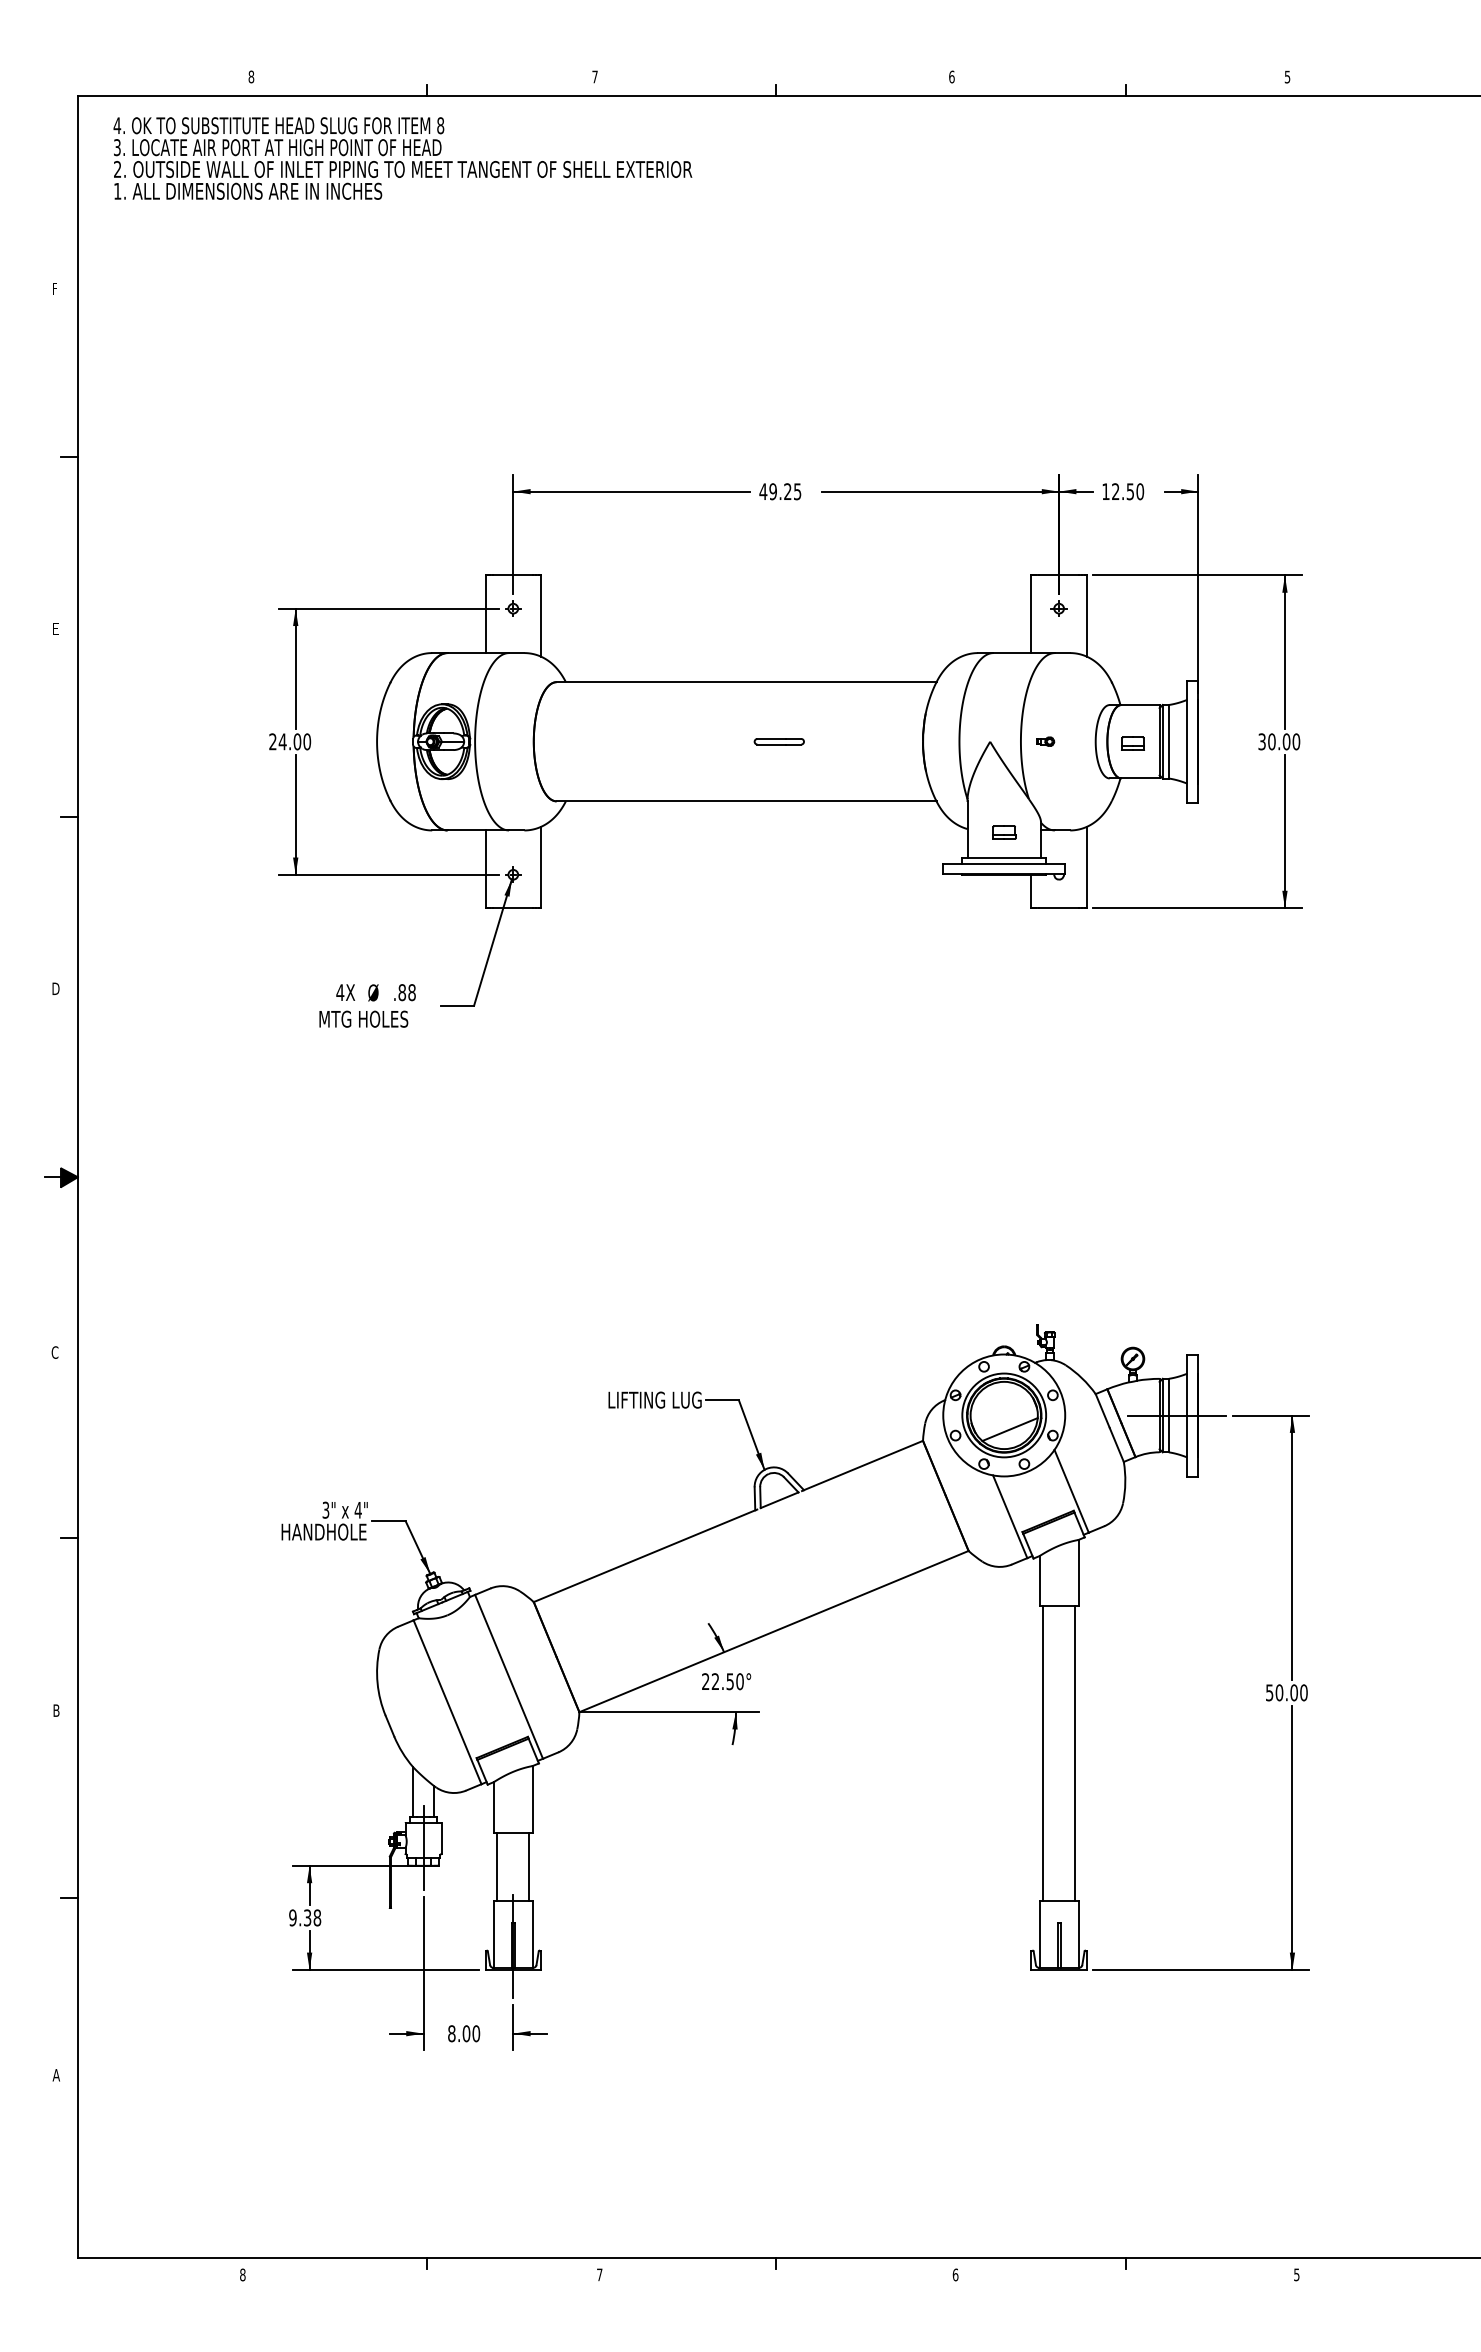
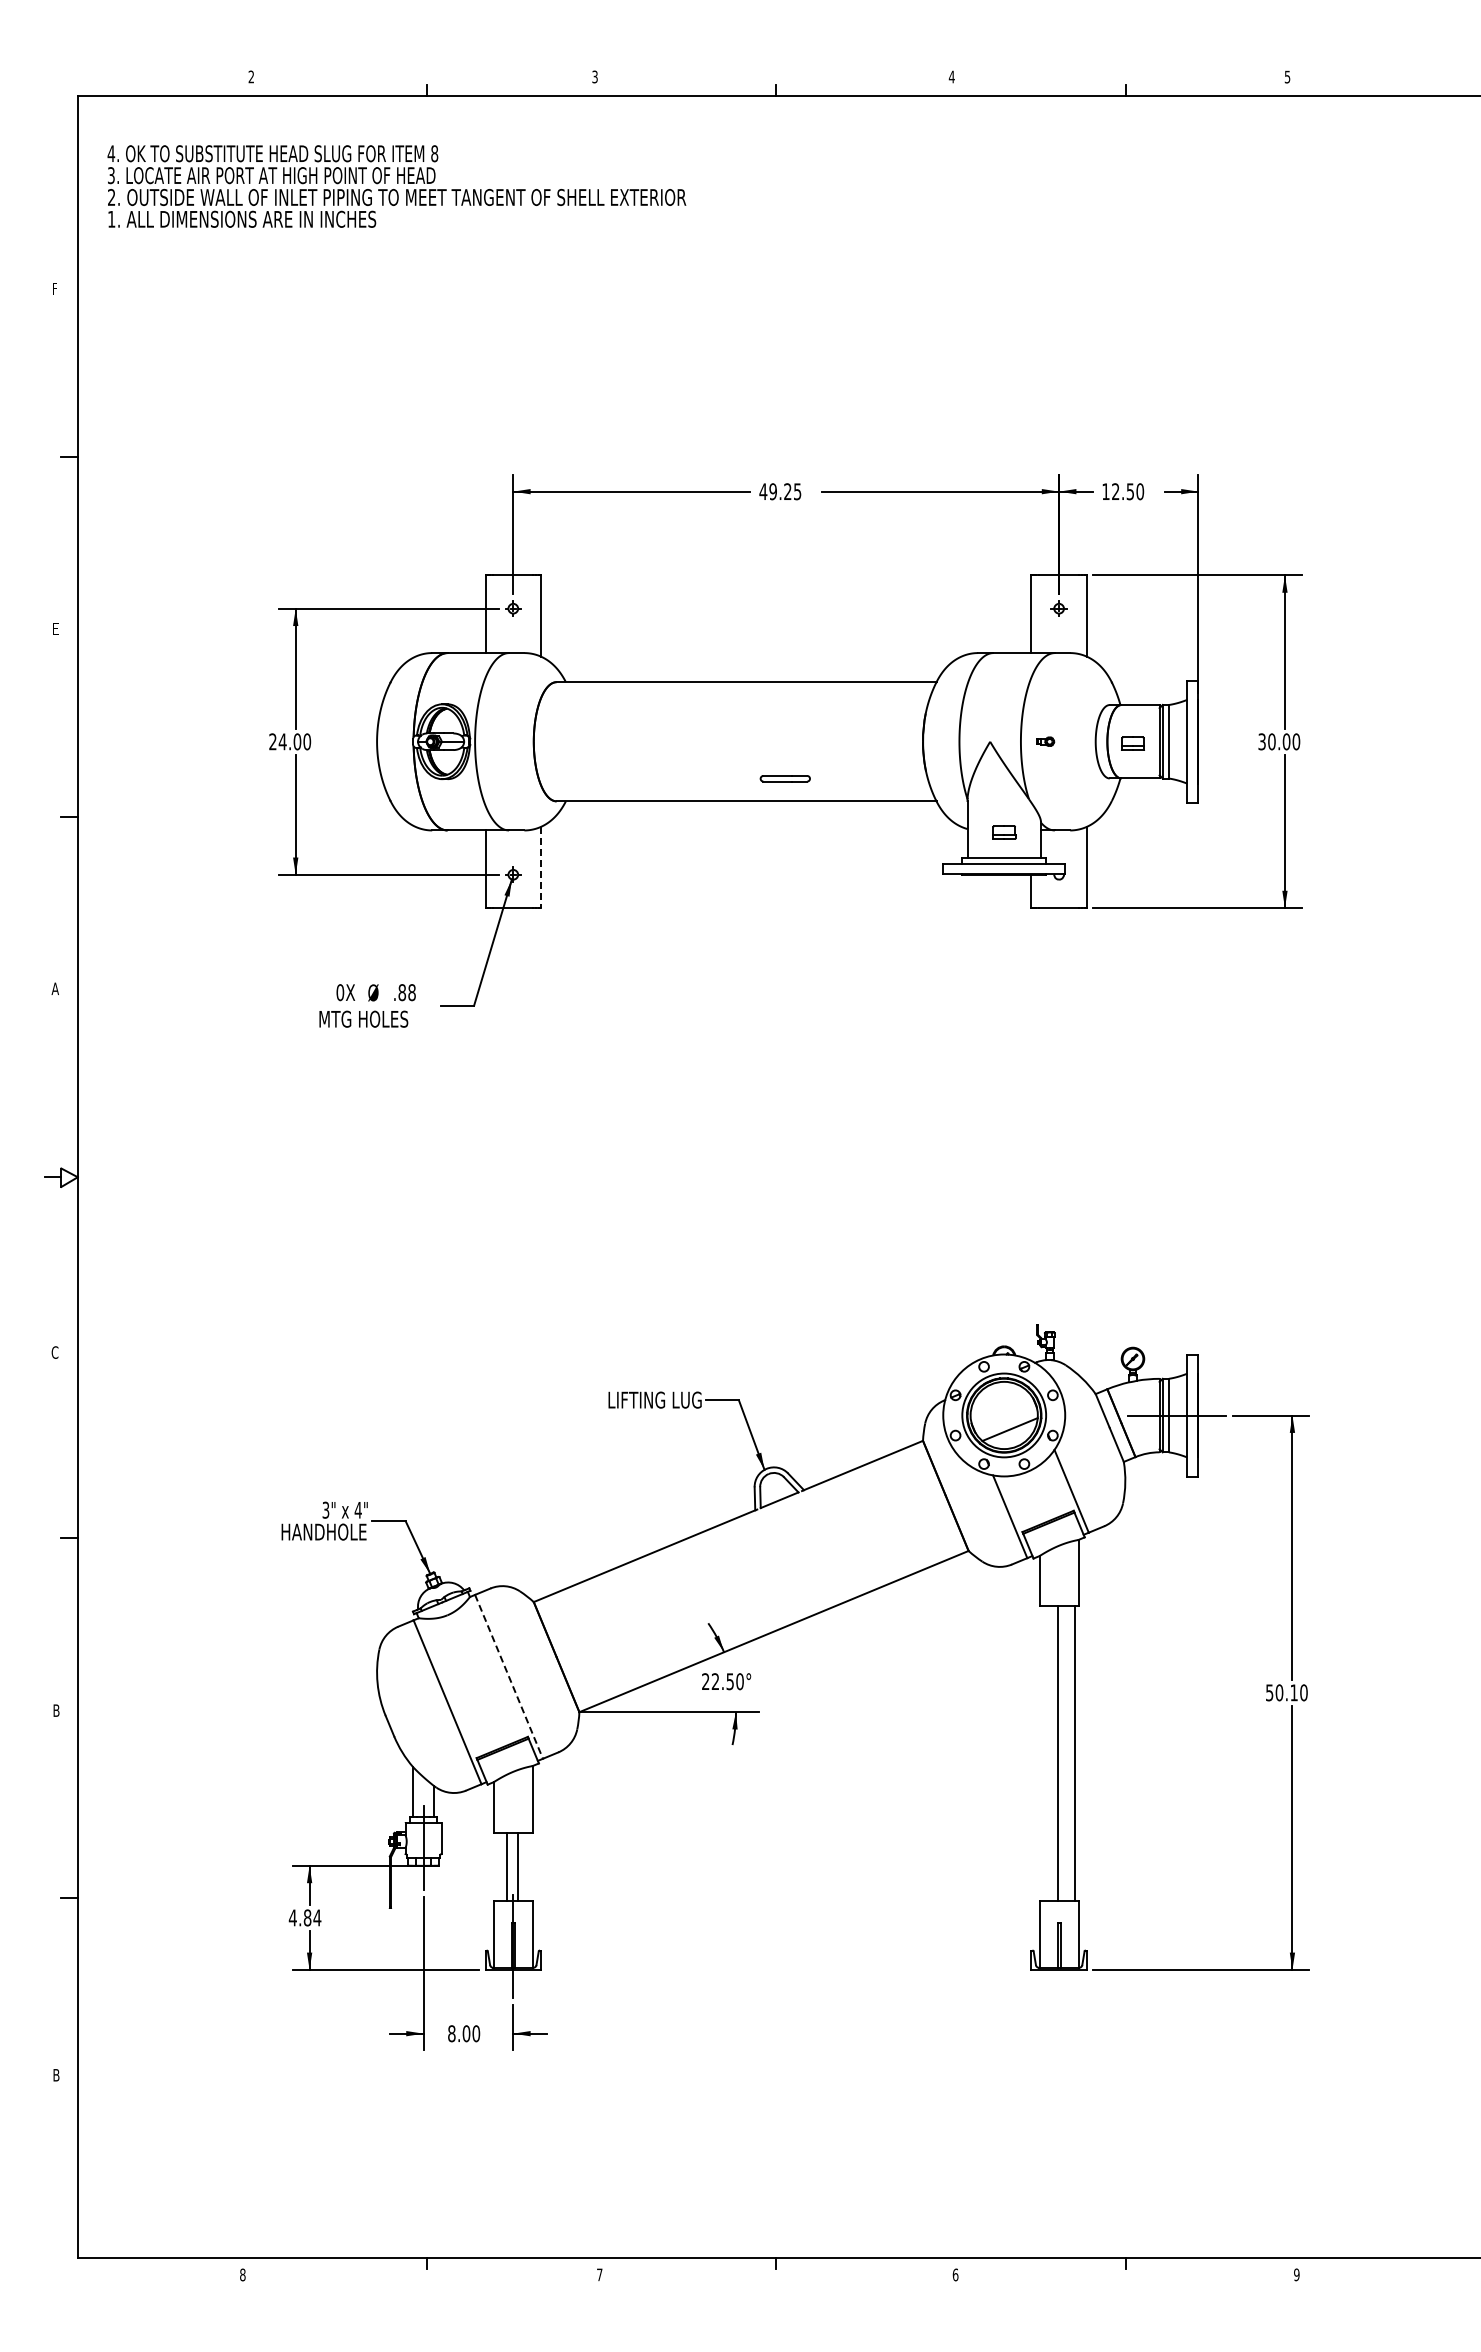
text: 8 -> 2 (251, 76)
text: 7 -> 3 (594, 76)
text: 6 -> 4 (951, 76)
part position: (402, 158) -> (396, 186) (396, 186)
part position: (778, 741) -> (784, 778) (784, 778)
line: solid -> dashed (541, 867)
text: D -> A (55, 988)
text: 4X -> 0X (340, 992)
fill: present -> none (69, 1177)
line: solid -> dashed (509, 1676)
text: 50.00 -> 50.10 (1293, 1692)
line position: (1043, 1753) -> (1058, 1753) (1058, 1753)
line position: (497, 1866) -> (518, 1866) (518, 1866)
line position: (529, 1866) -> (507, 1866) (507, 1866)
text: 9.38 -> 4.84 (304, 1917)
text: A -> B (55, 2075)
text: 5 -> 9 (1296, 2274)
